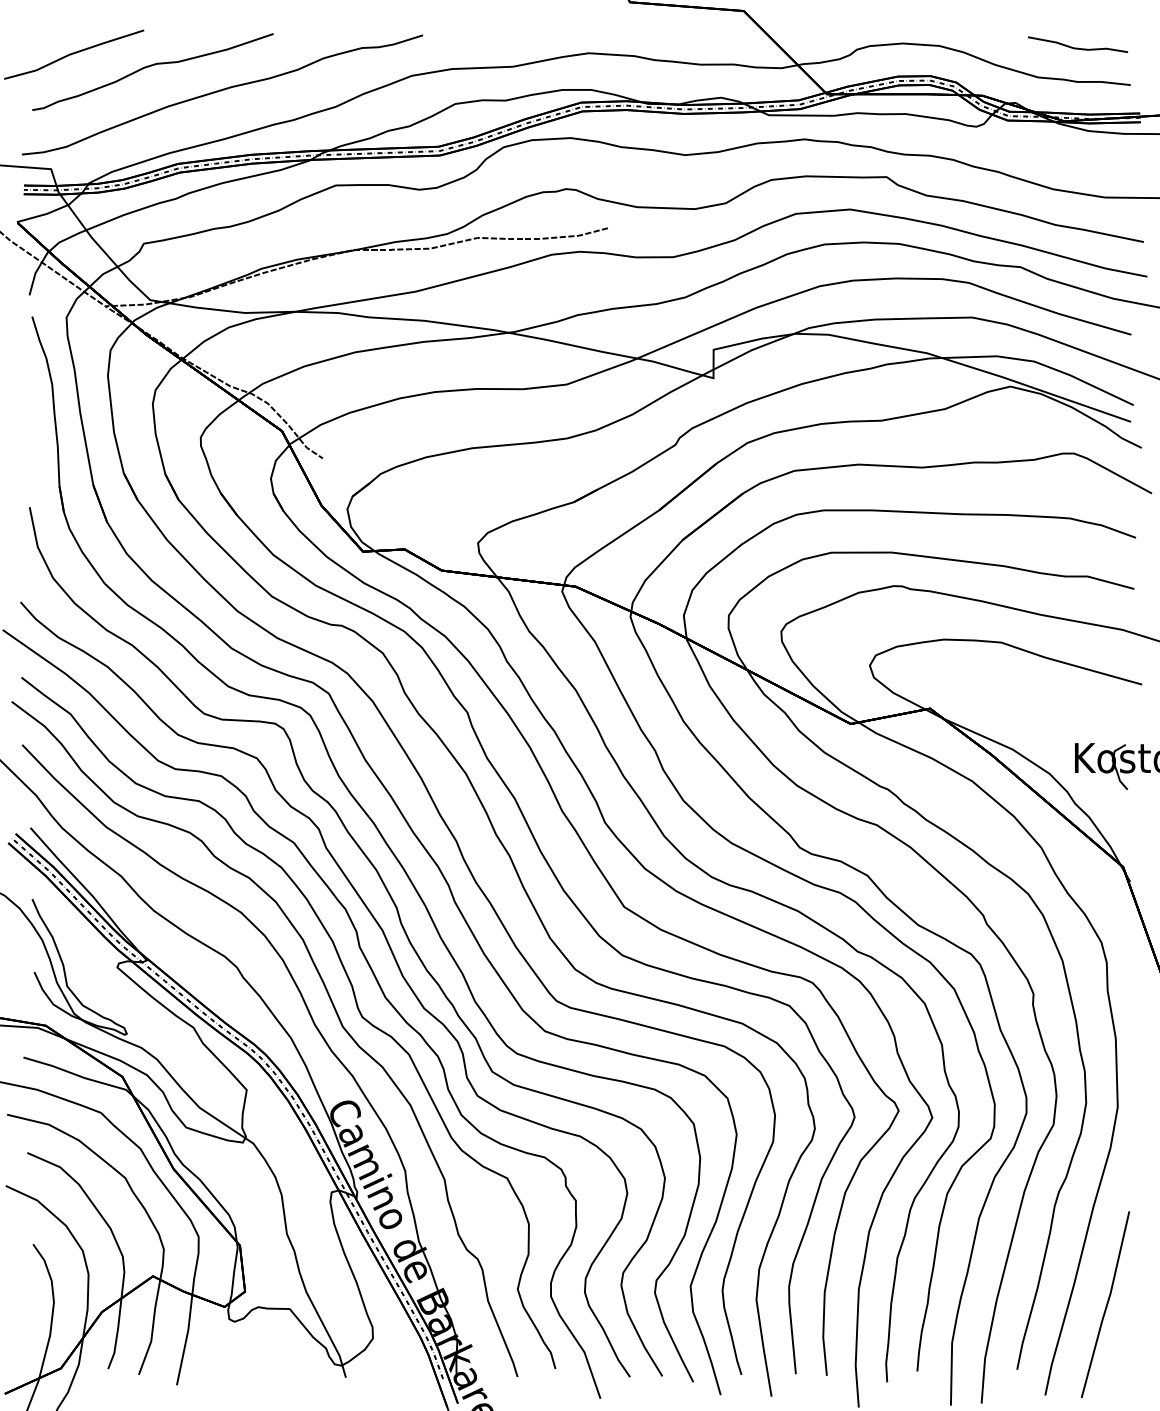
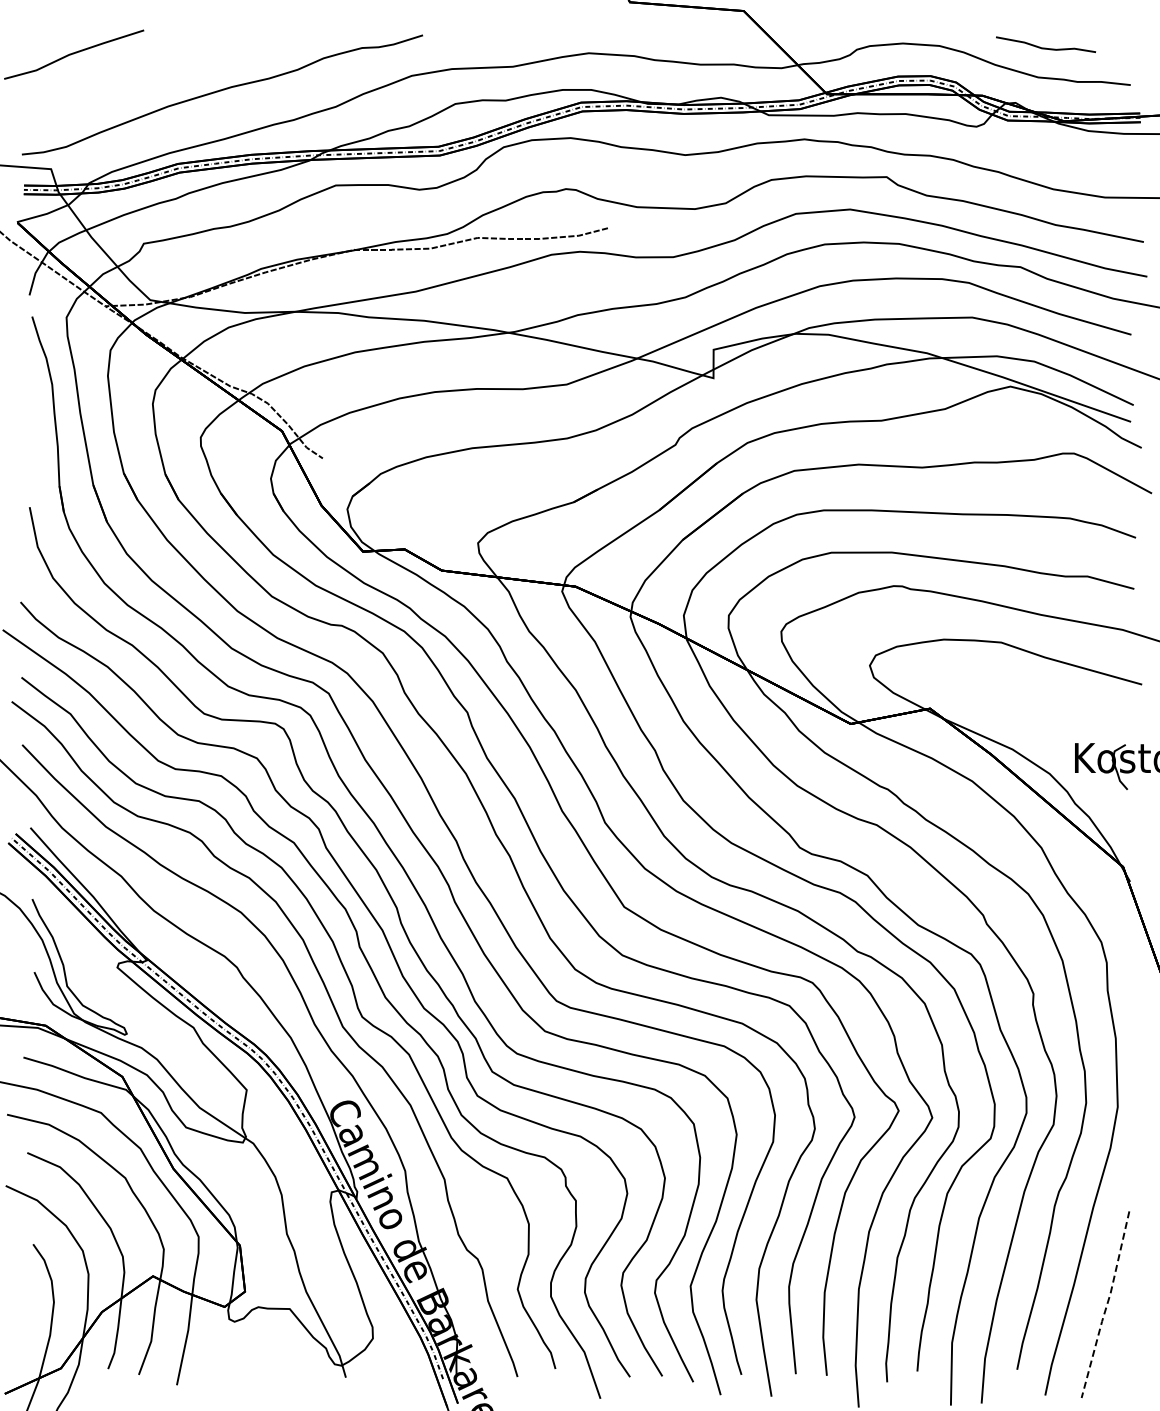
curve position: (1078, 47) -> (1046, 47) (1046, 47)
curve: present -> none (152, 66)
line: solid -> dashed (1106, 1305)
